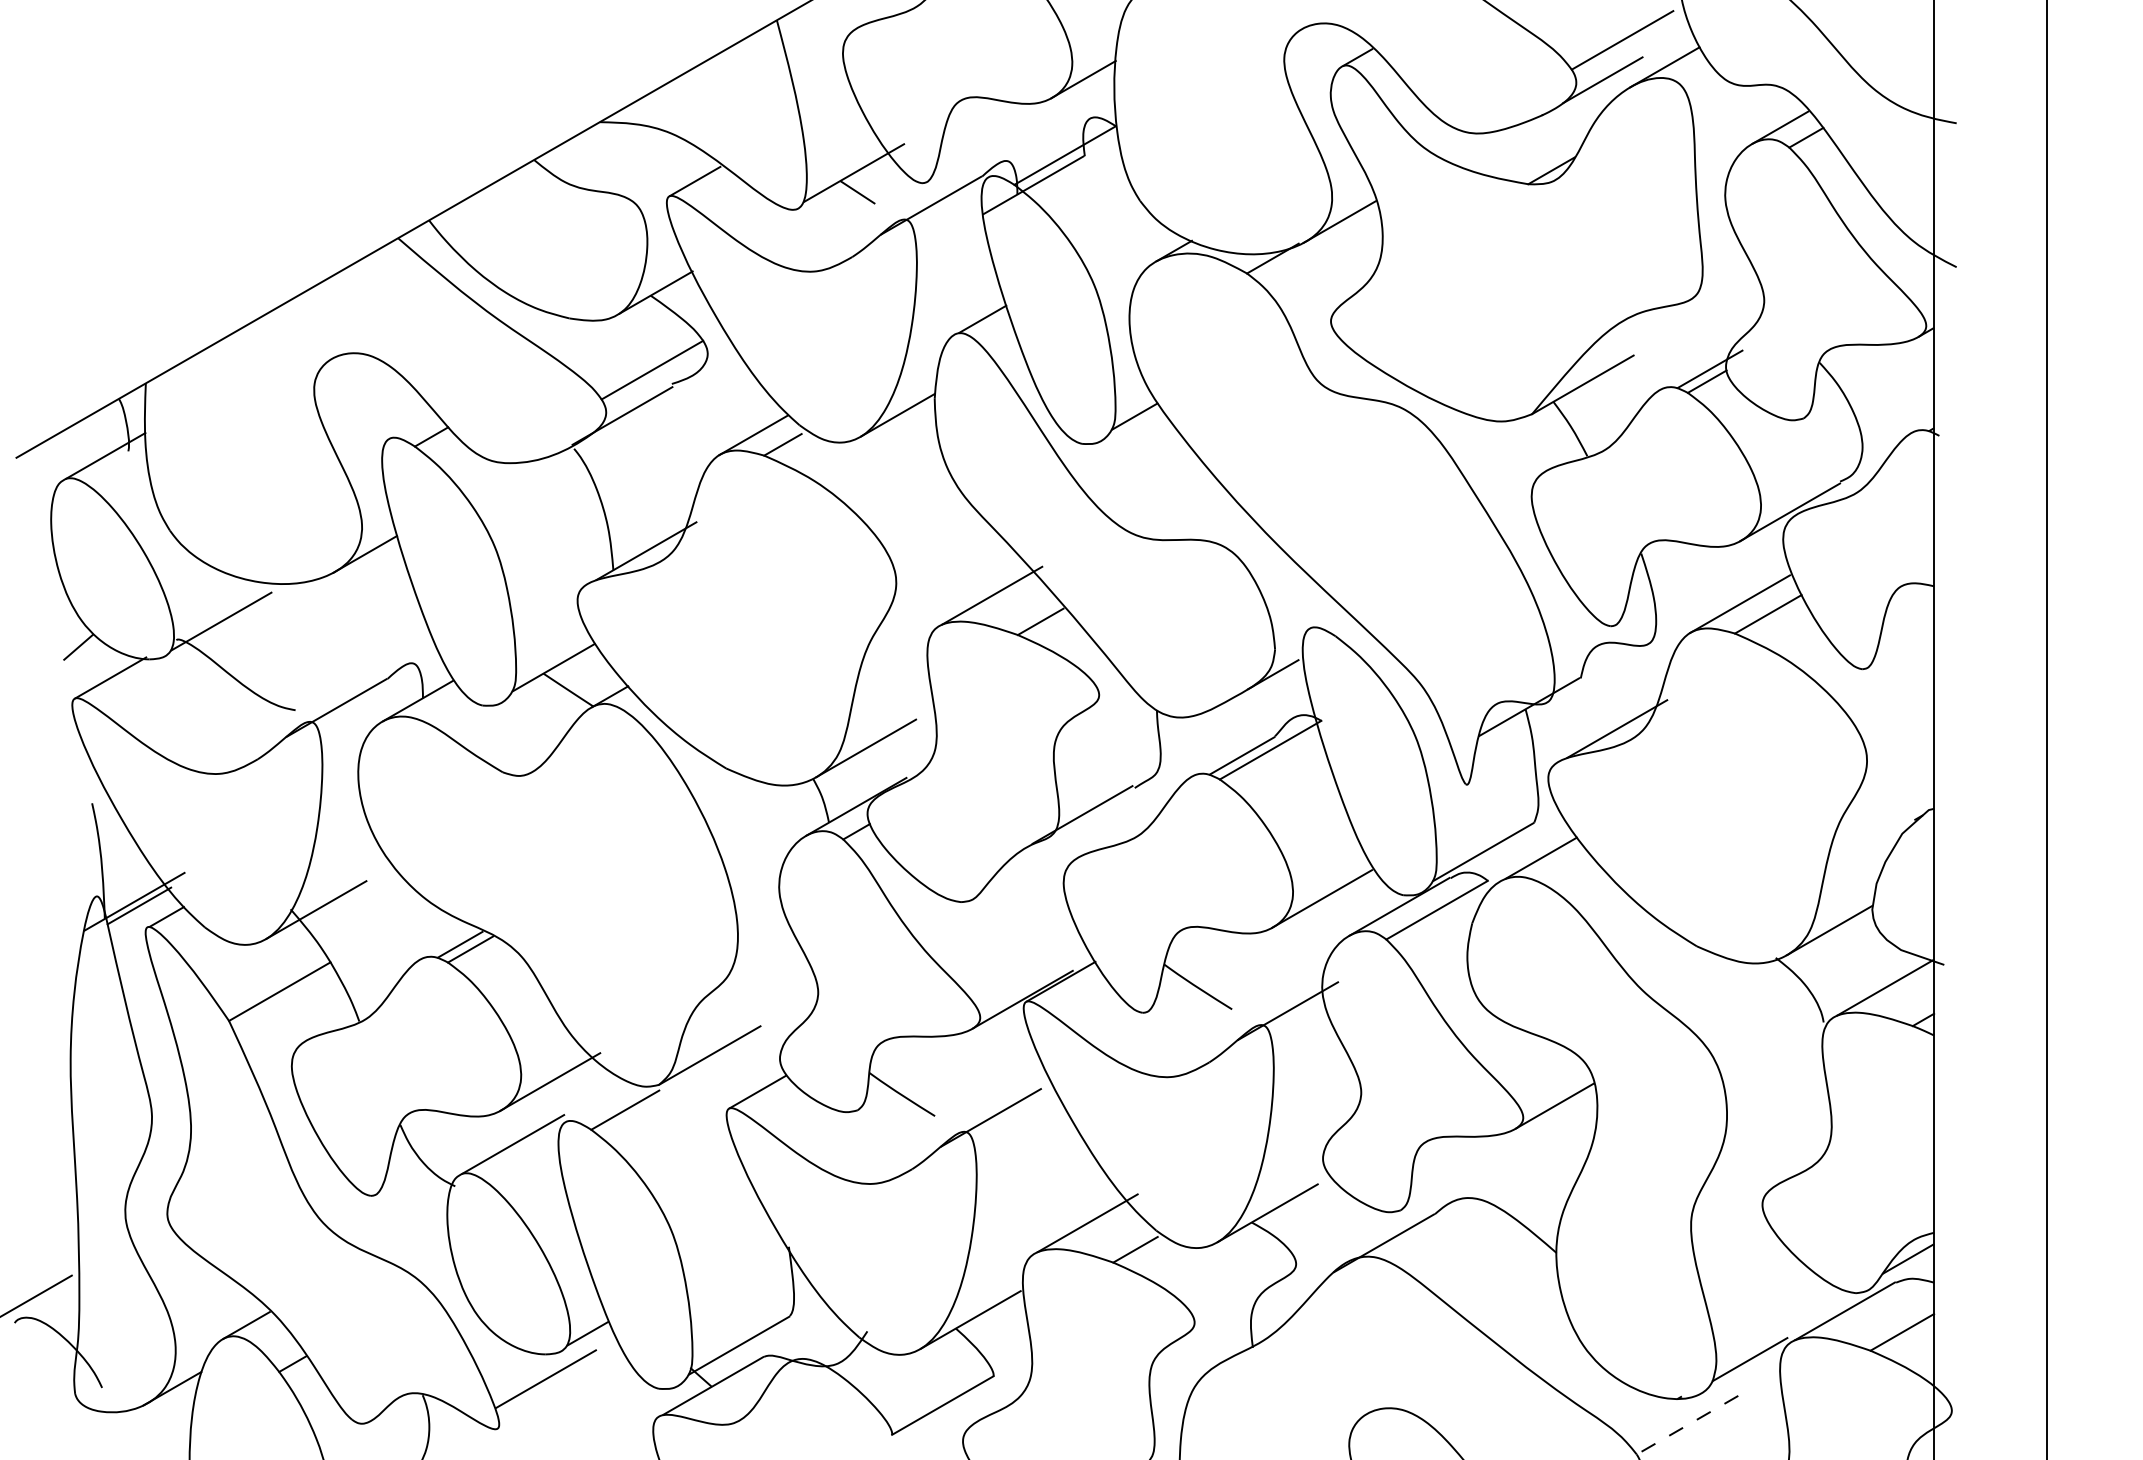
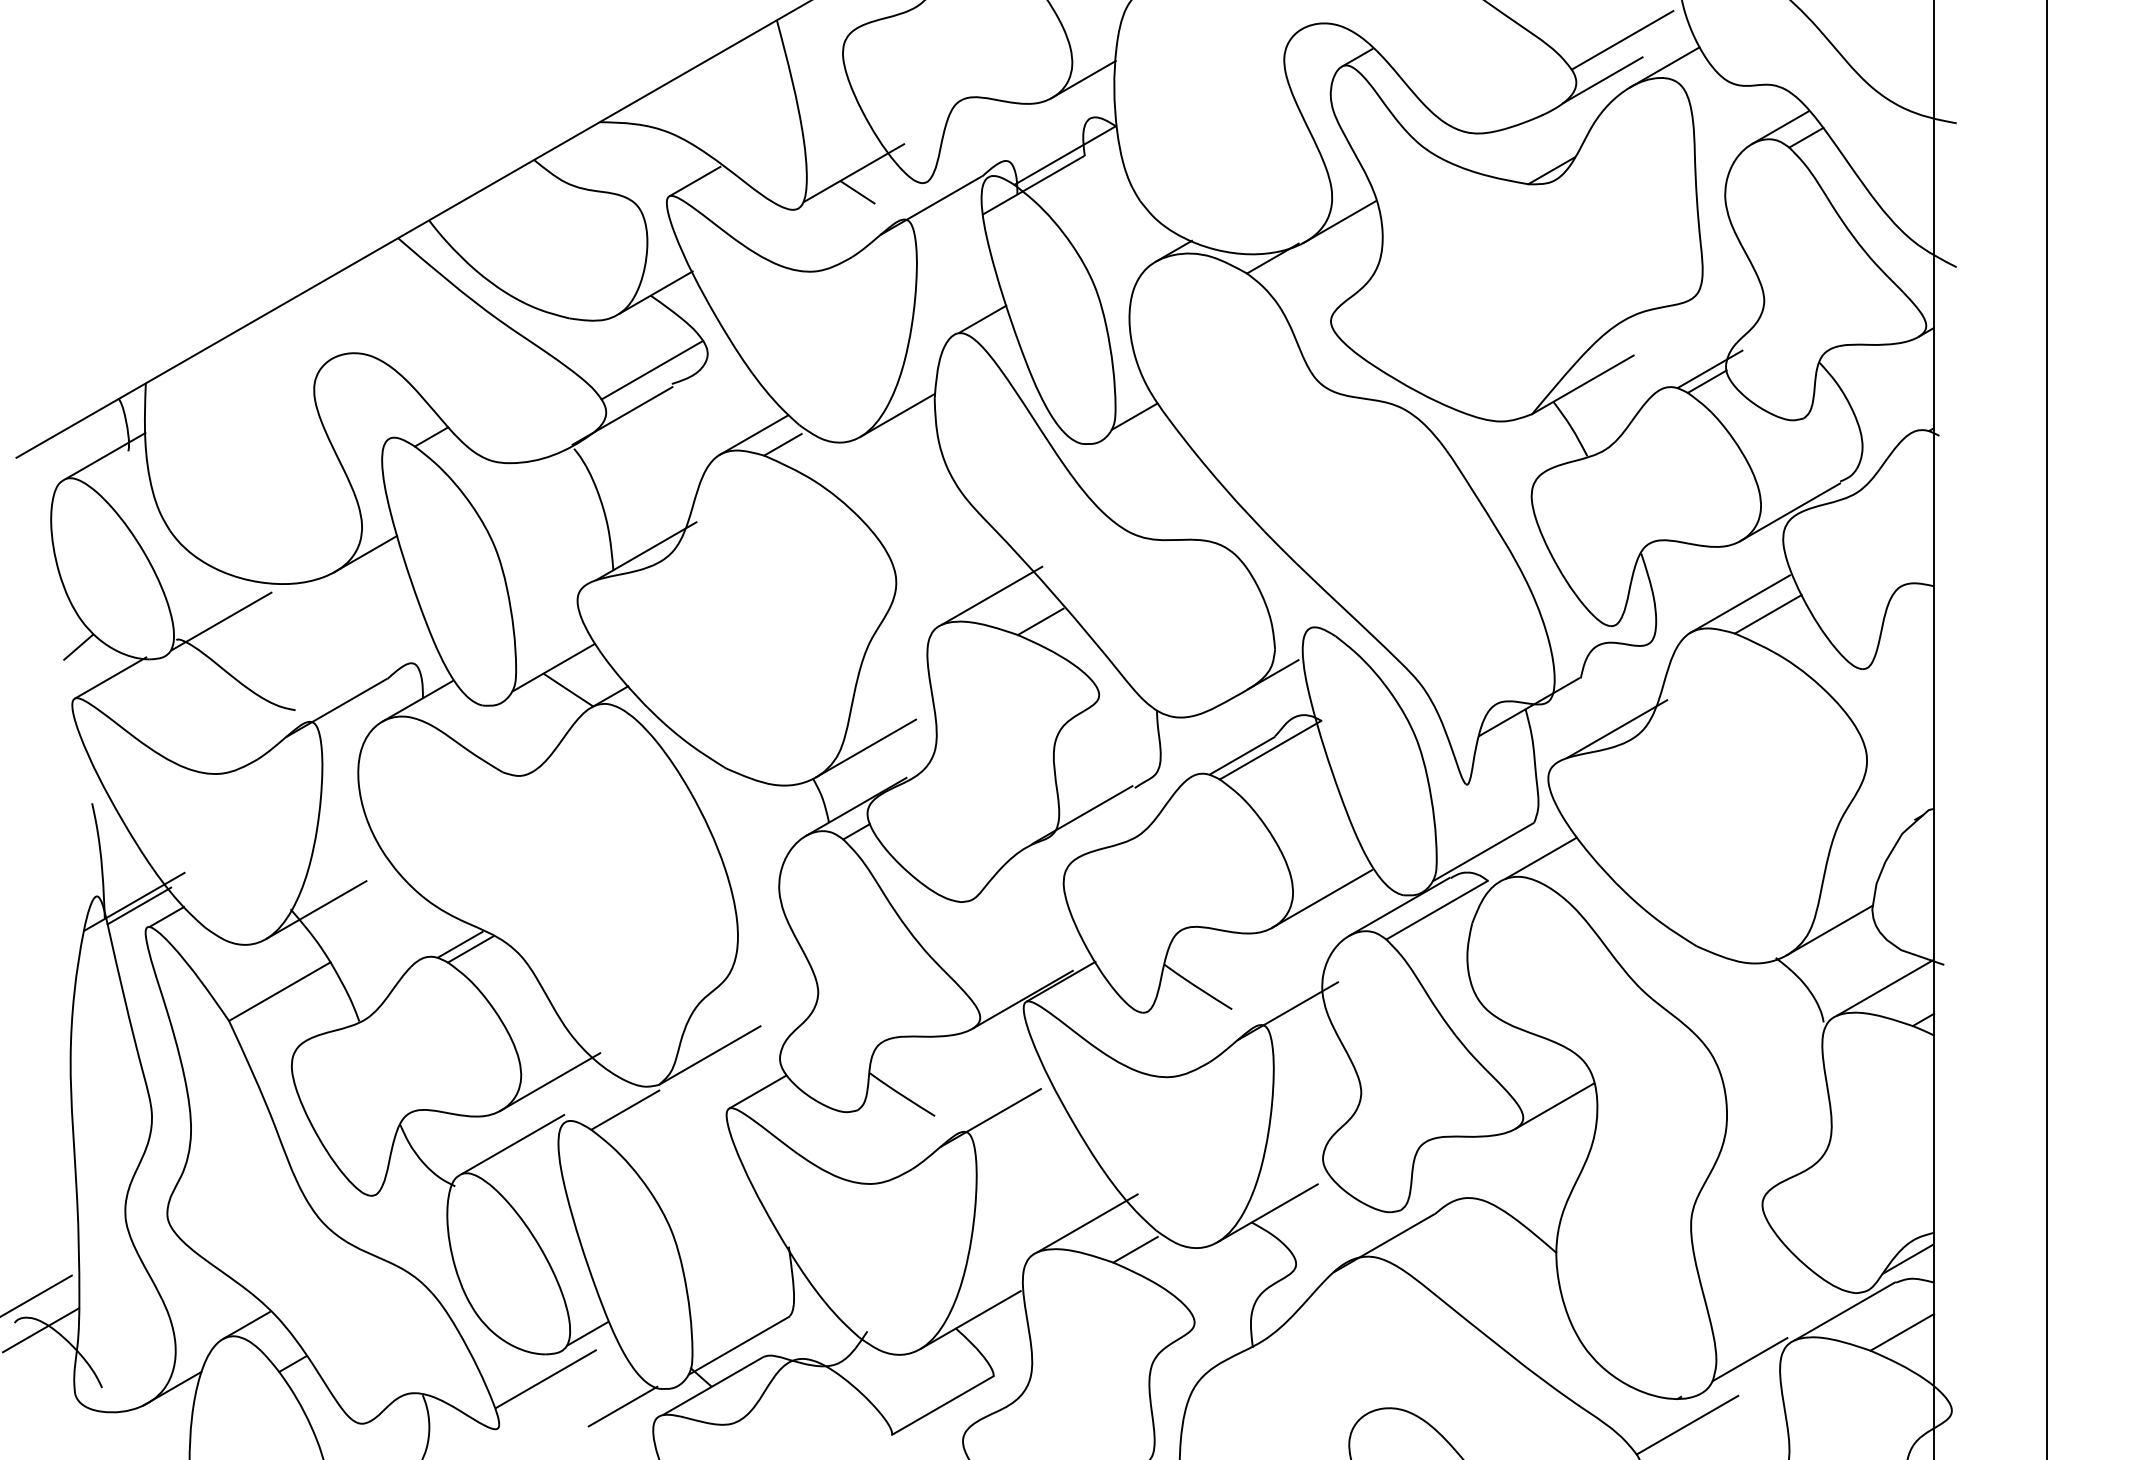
line: none -> present (40, 1330)
line: none -> present (622, 1406)
line: dashed -> solid (1687, 1425)
